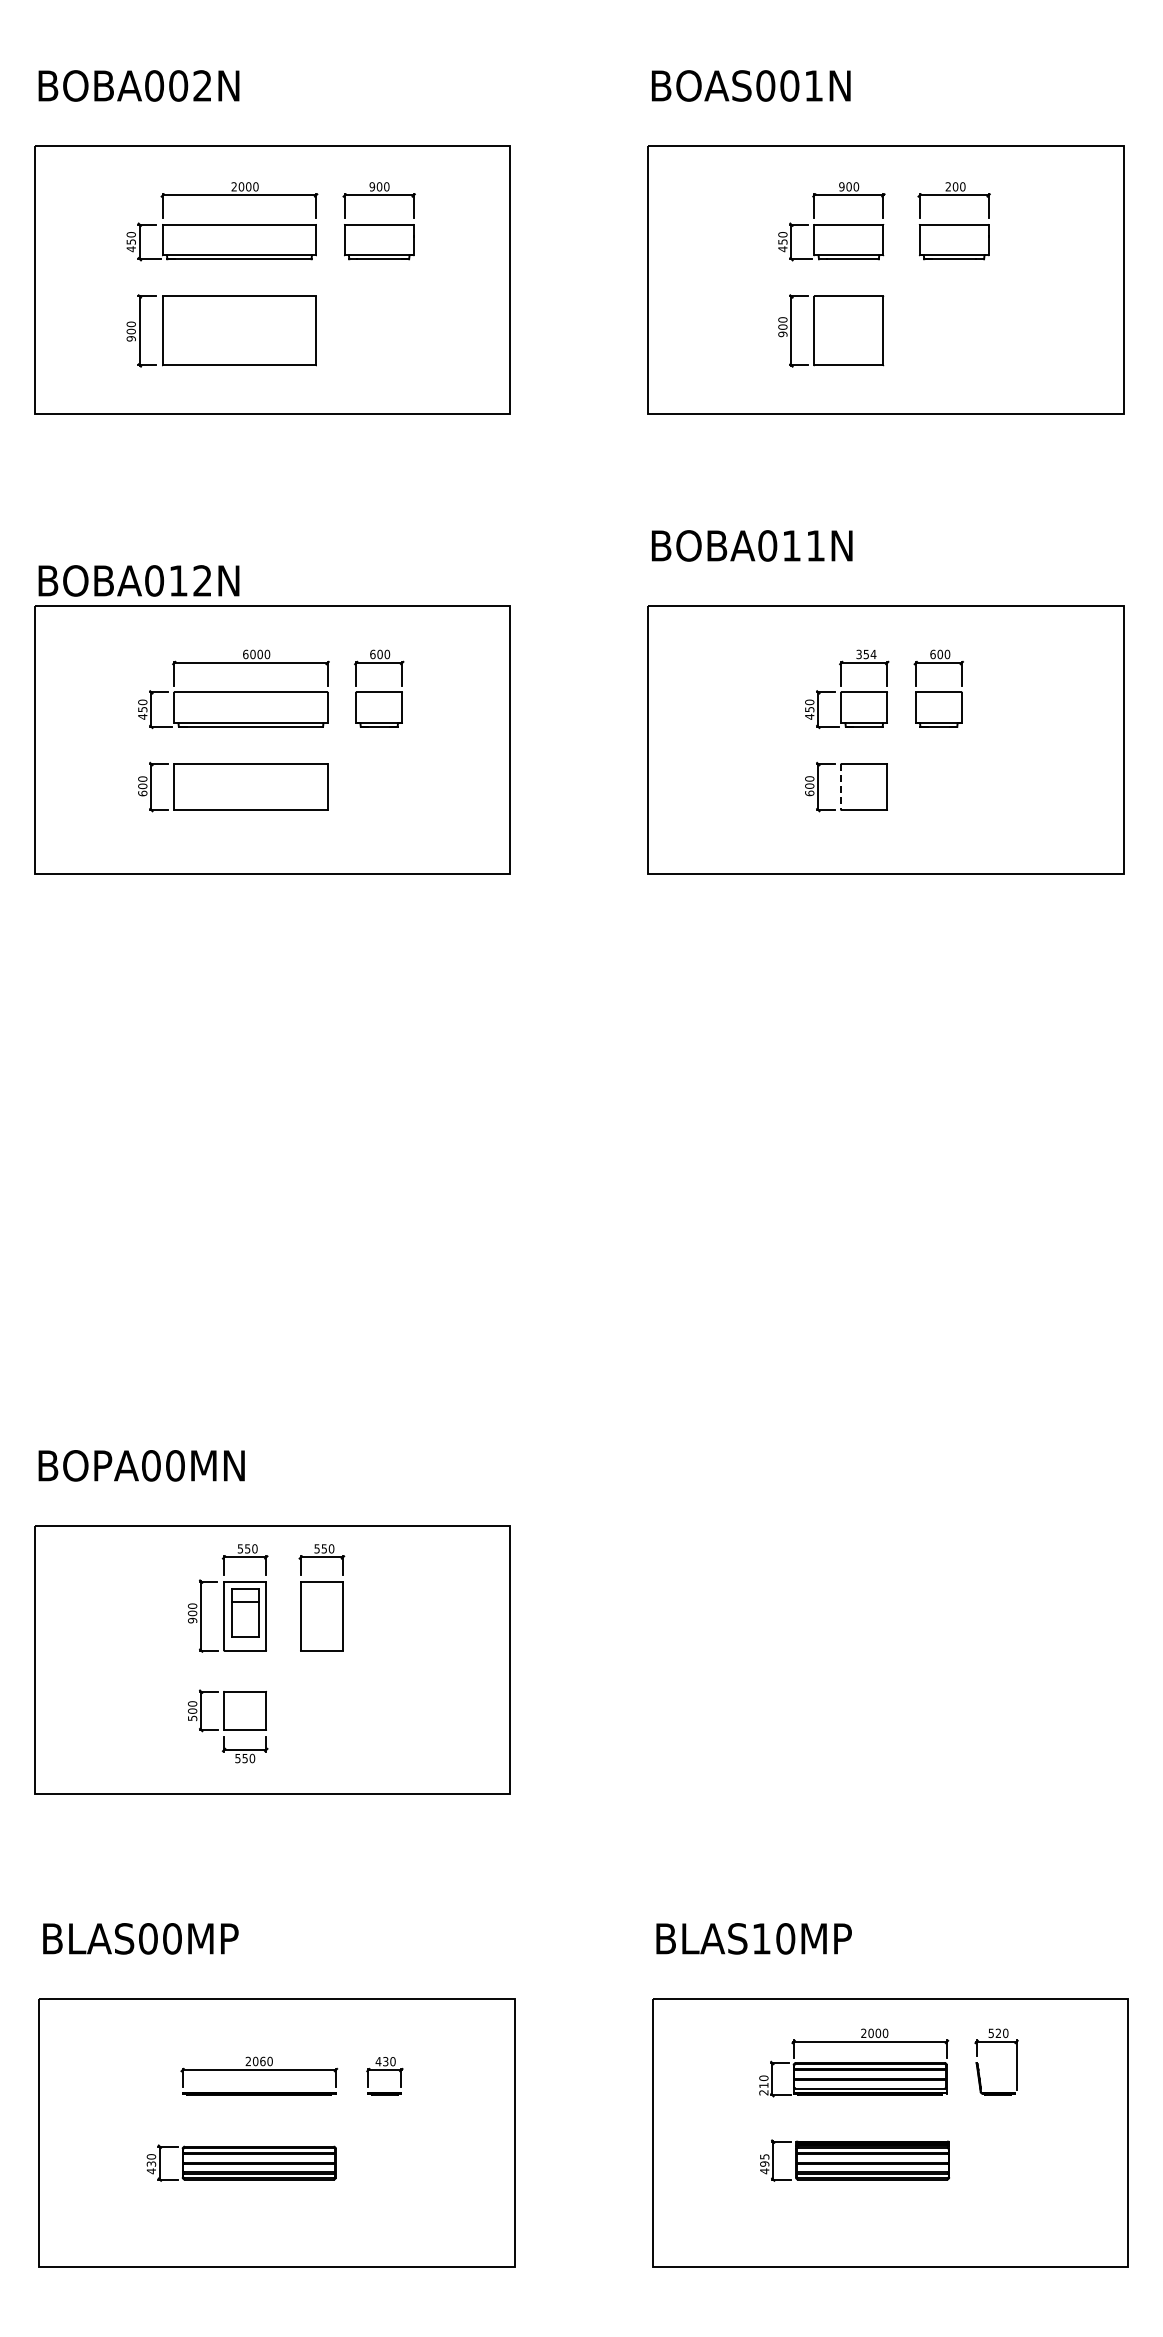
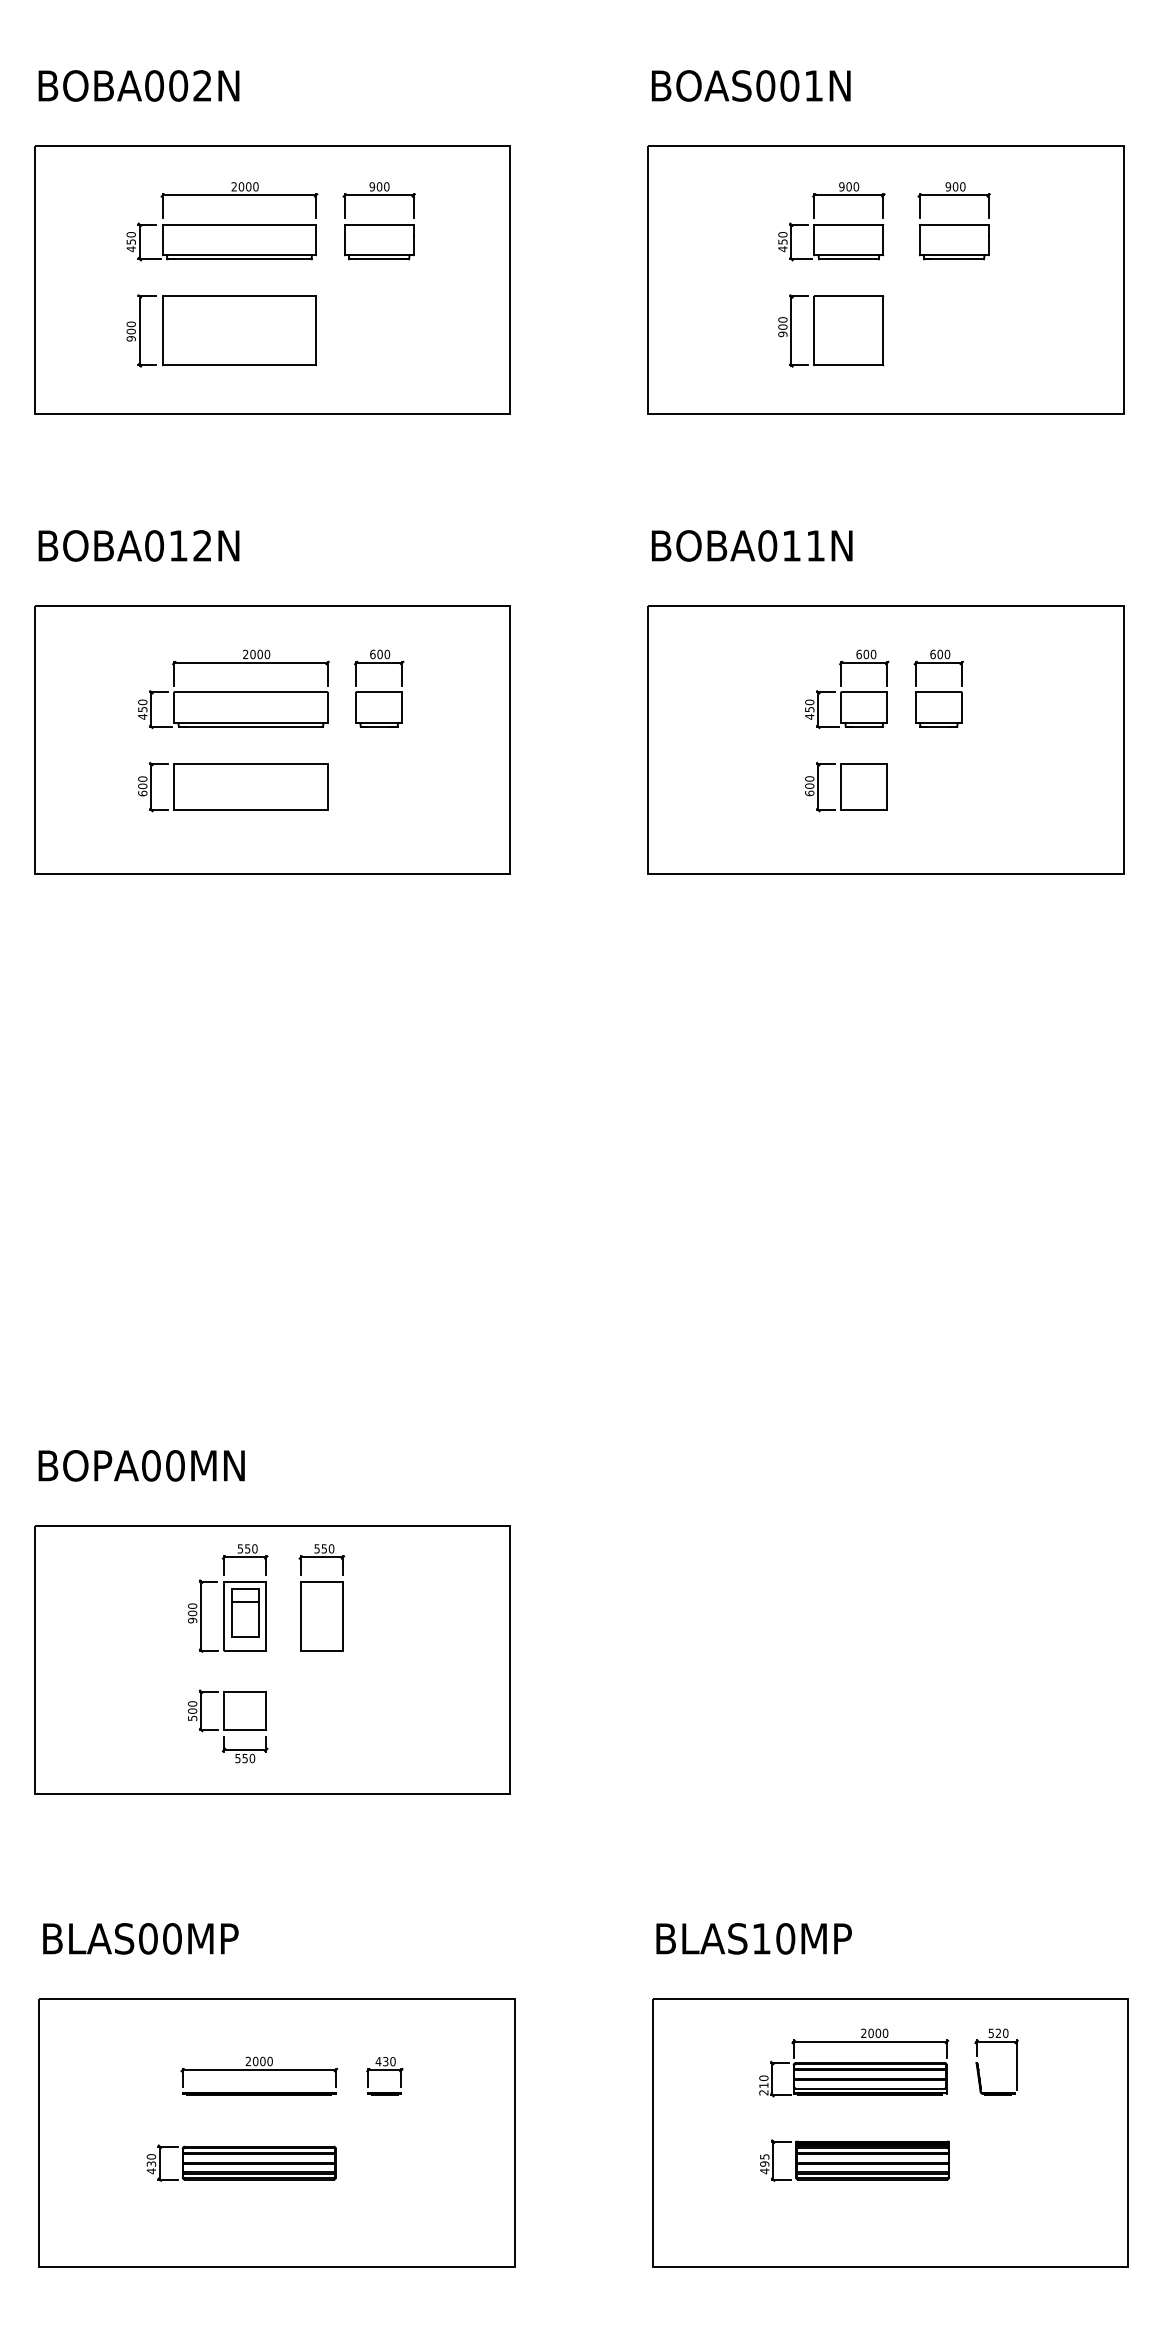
text: 200 -> 900 (948, 186)
text position: (138, 580) -> (138, 545) (138, 545)
text: 6000 -> 2000 (245, 654)
text: 354 -> 600 (866, 654)
line: dashed -> solid (841, 787)
text: 2060 -> 2000 (262, 2060)
